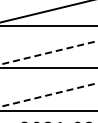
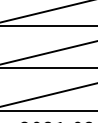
line: dashed -> solid (49, 52)
line: dashed -> solid (48, 95)
